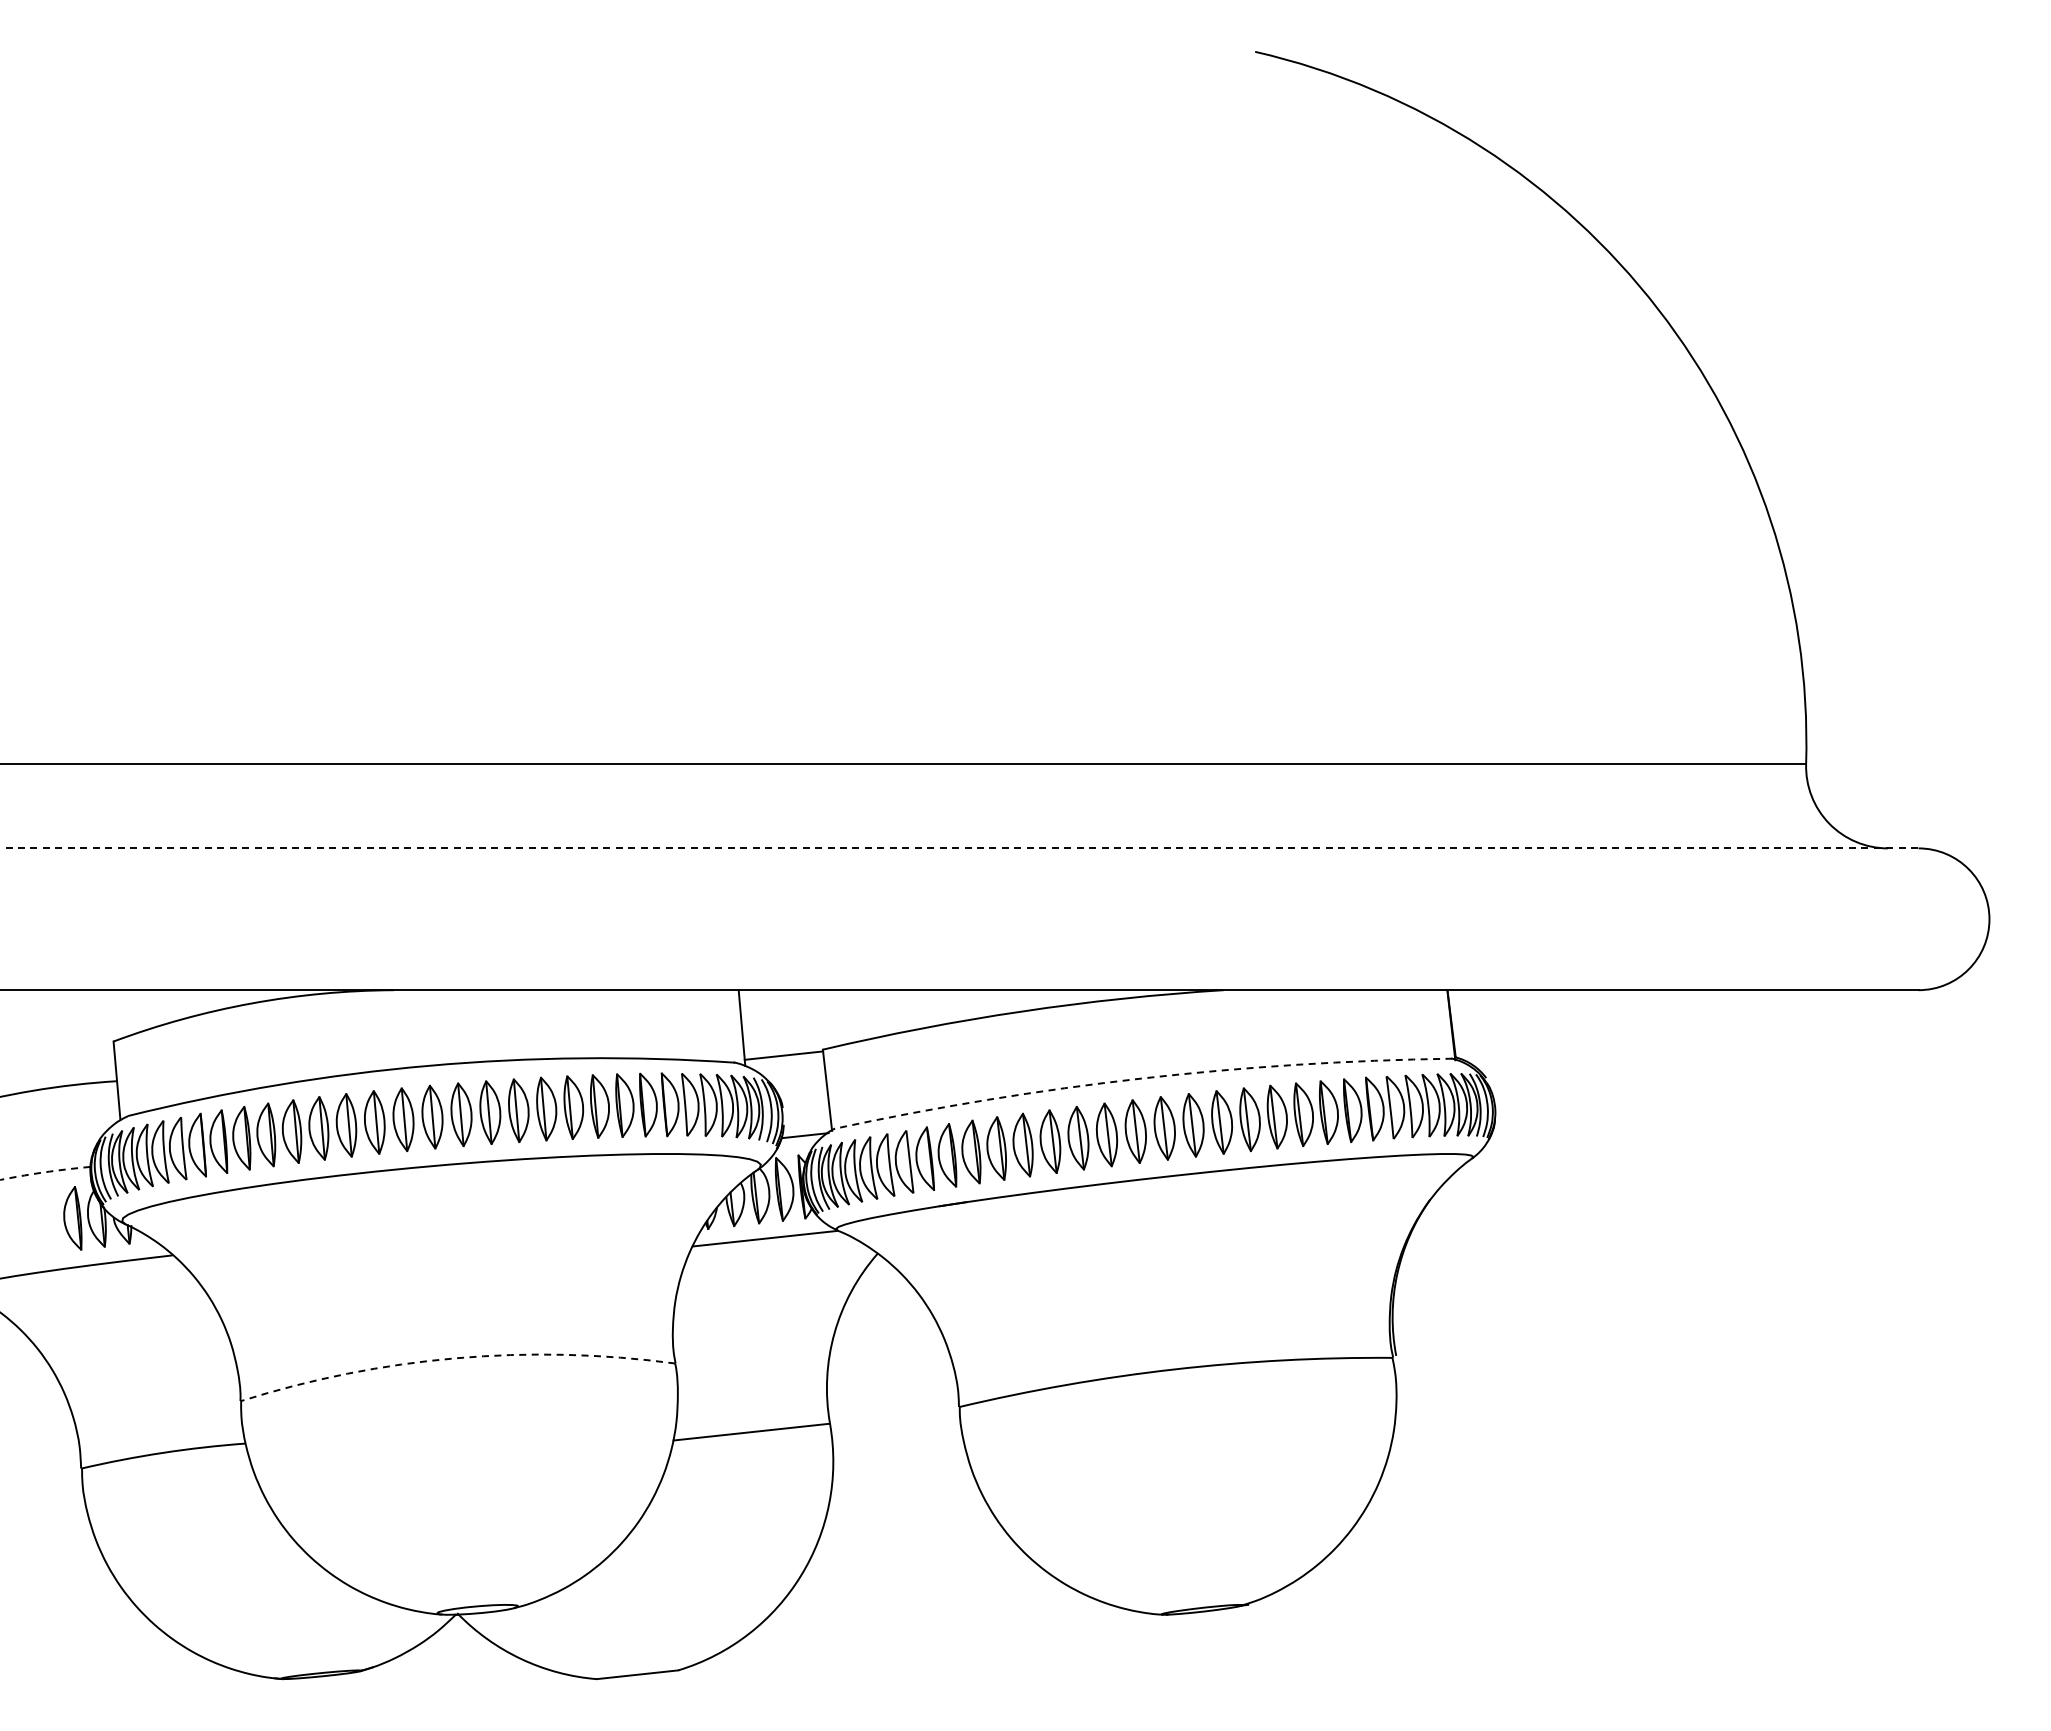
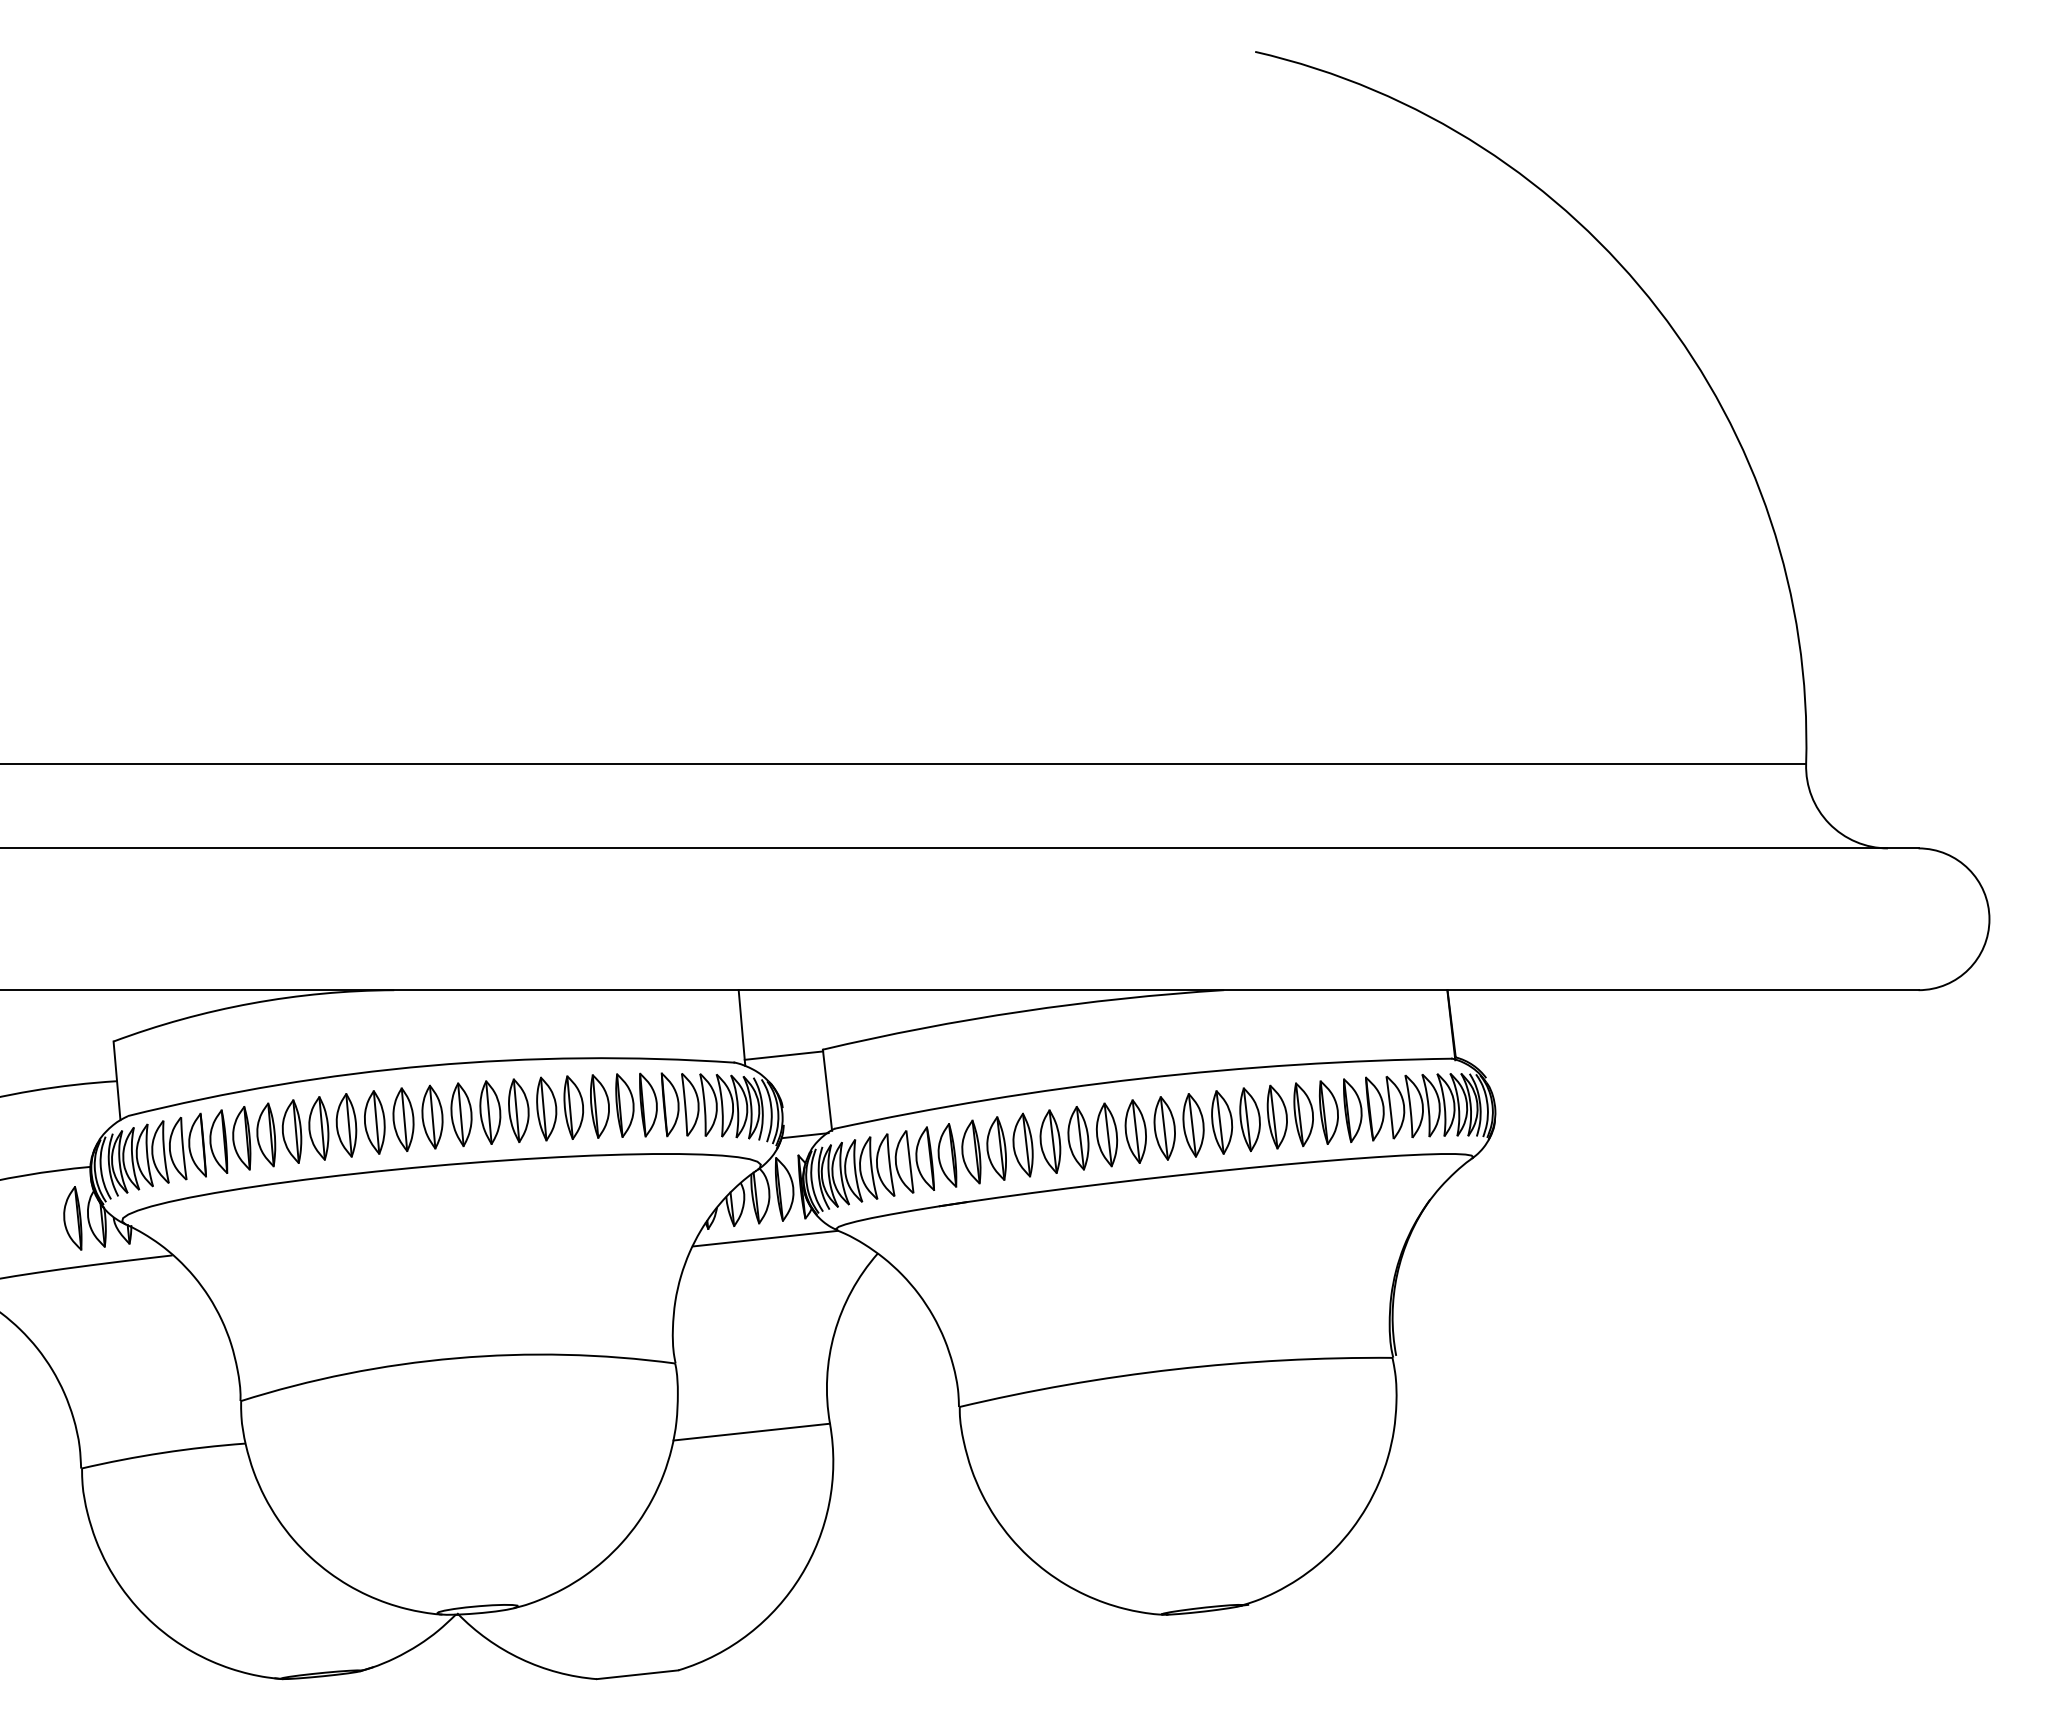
line: dashed -> solid (959, 848)
arc: dashed -> solid (1141, 1078)
arc: dashed -> solid (44, 1172)
arc: dashed -> solid (455, 1358)
